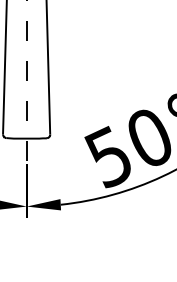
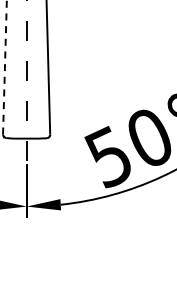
line: solid -> dashed (4, 67)
